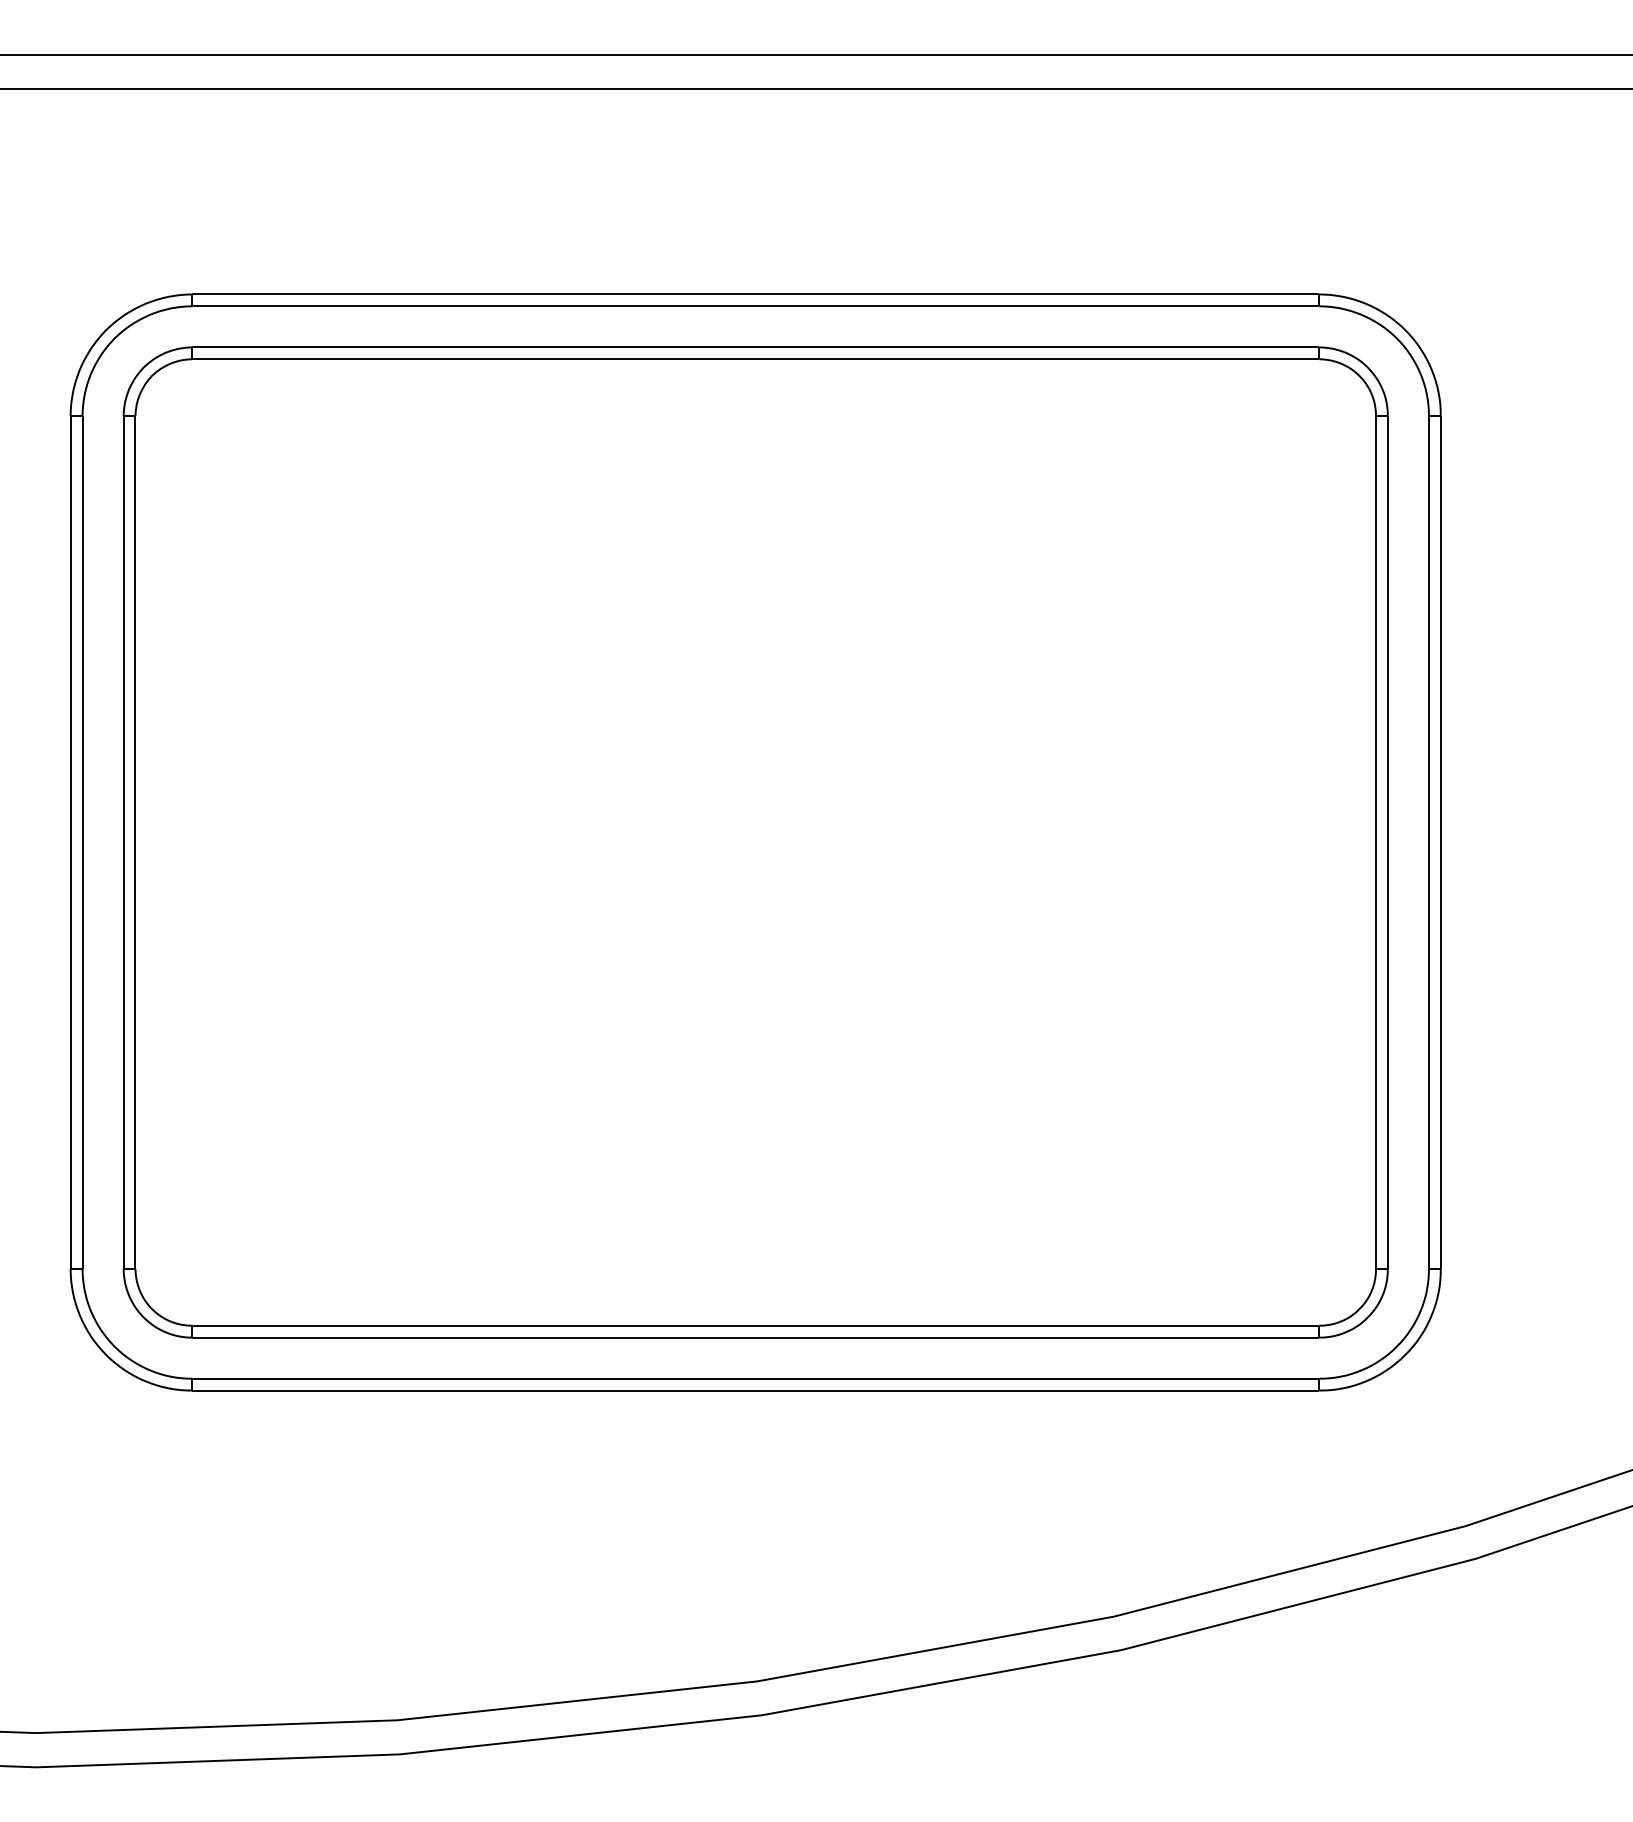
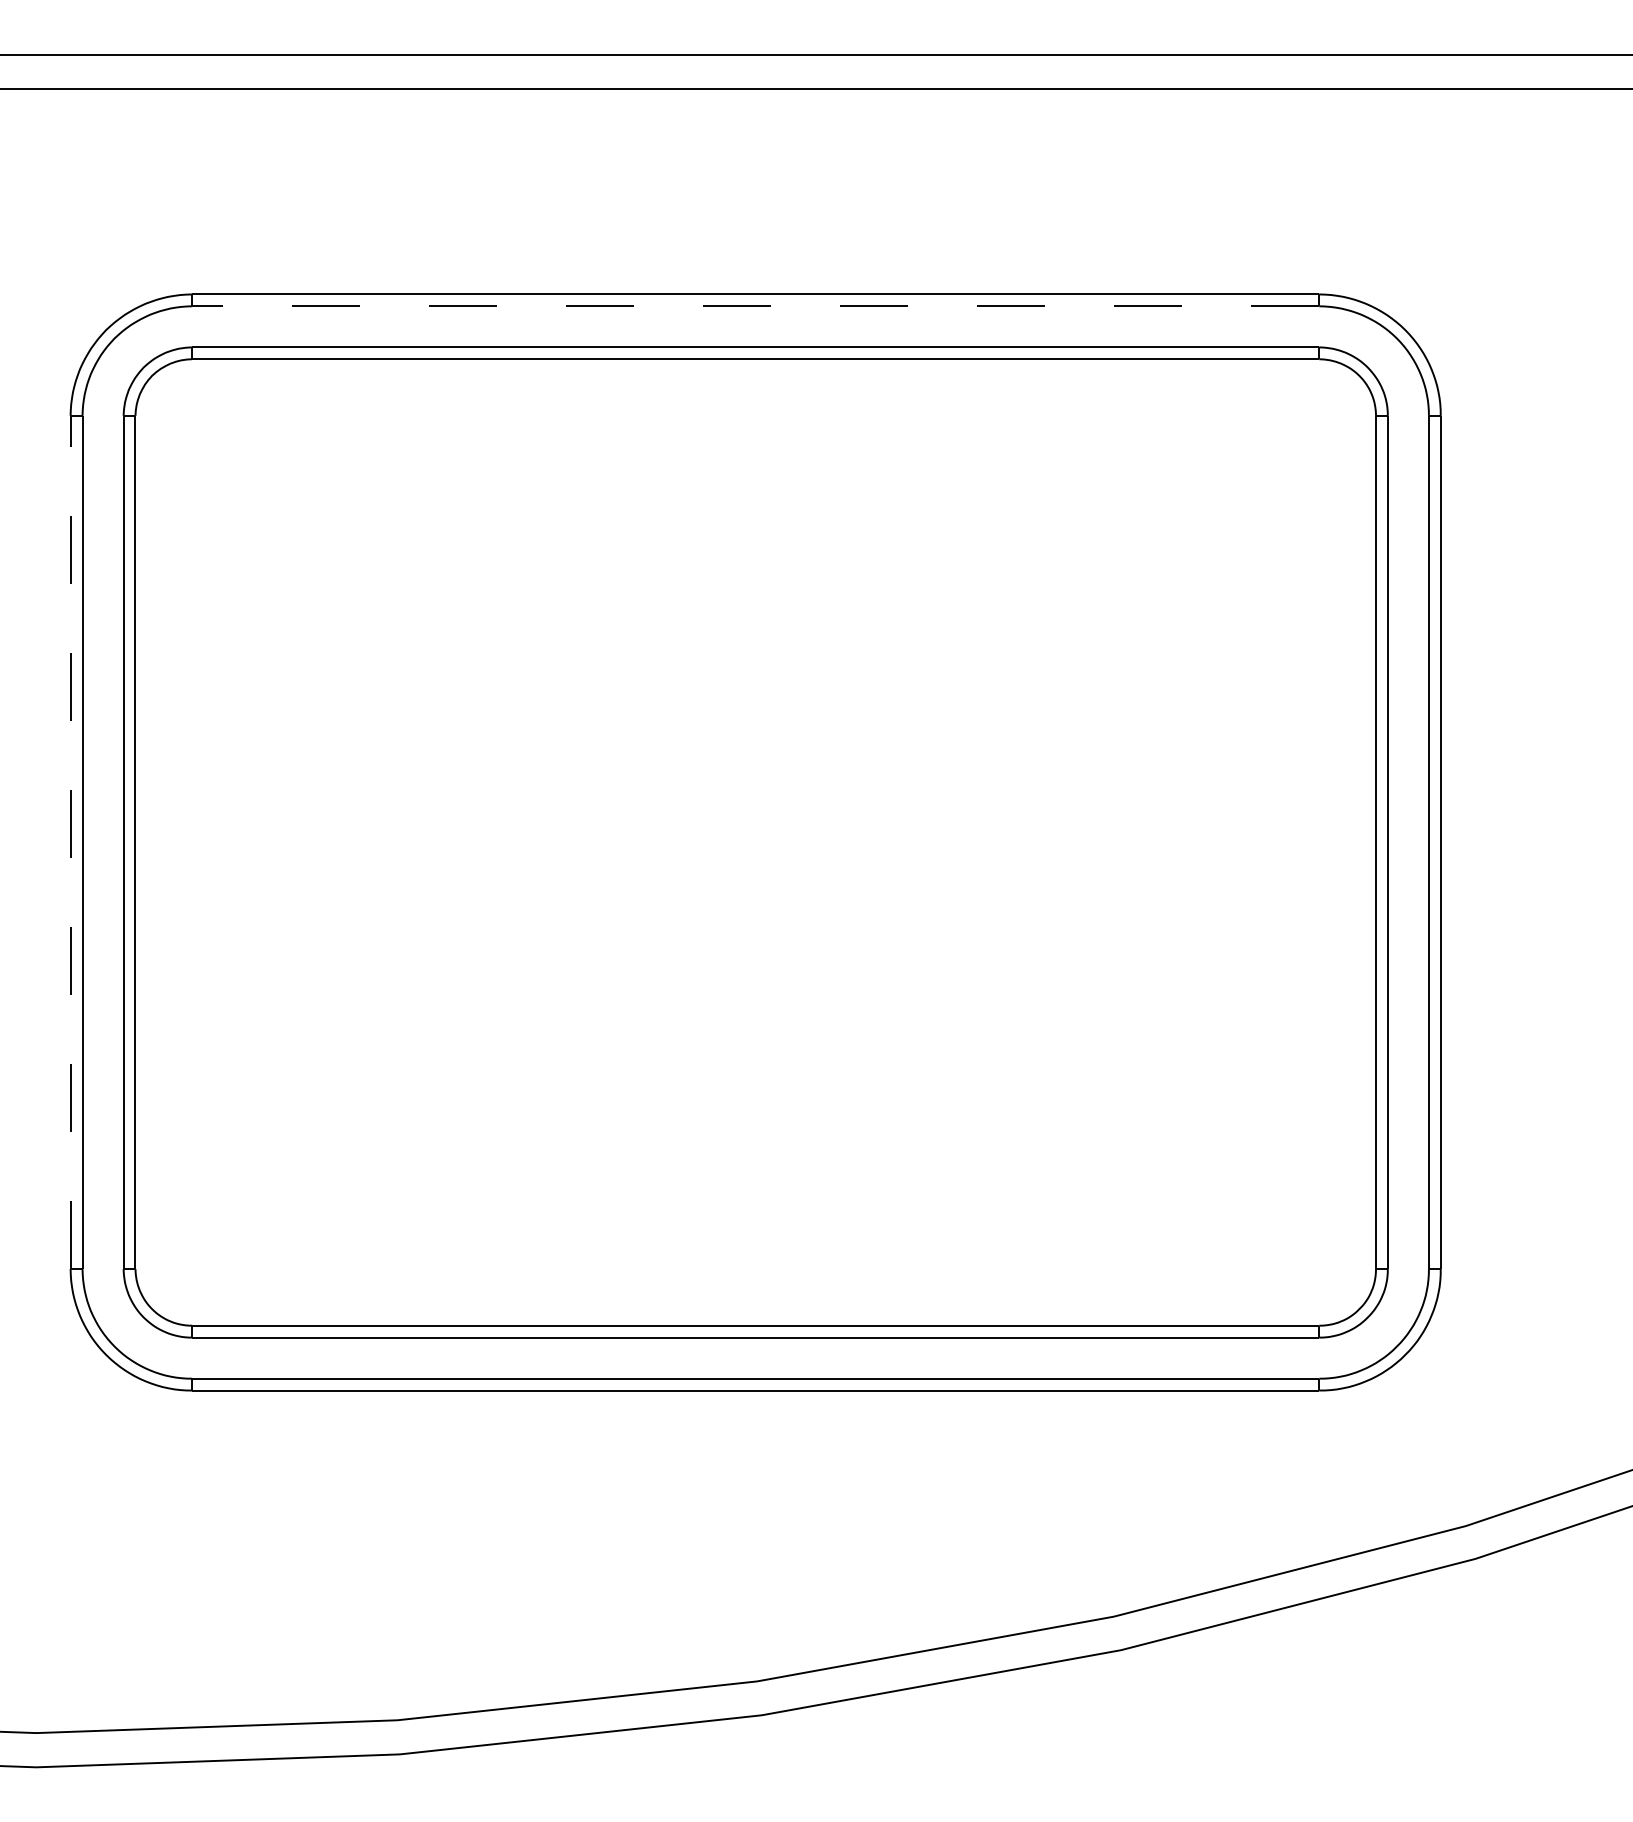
line: solid -> dashed (755, 306)
line: solid -> dashed (70, 842)
